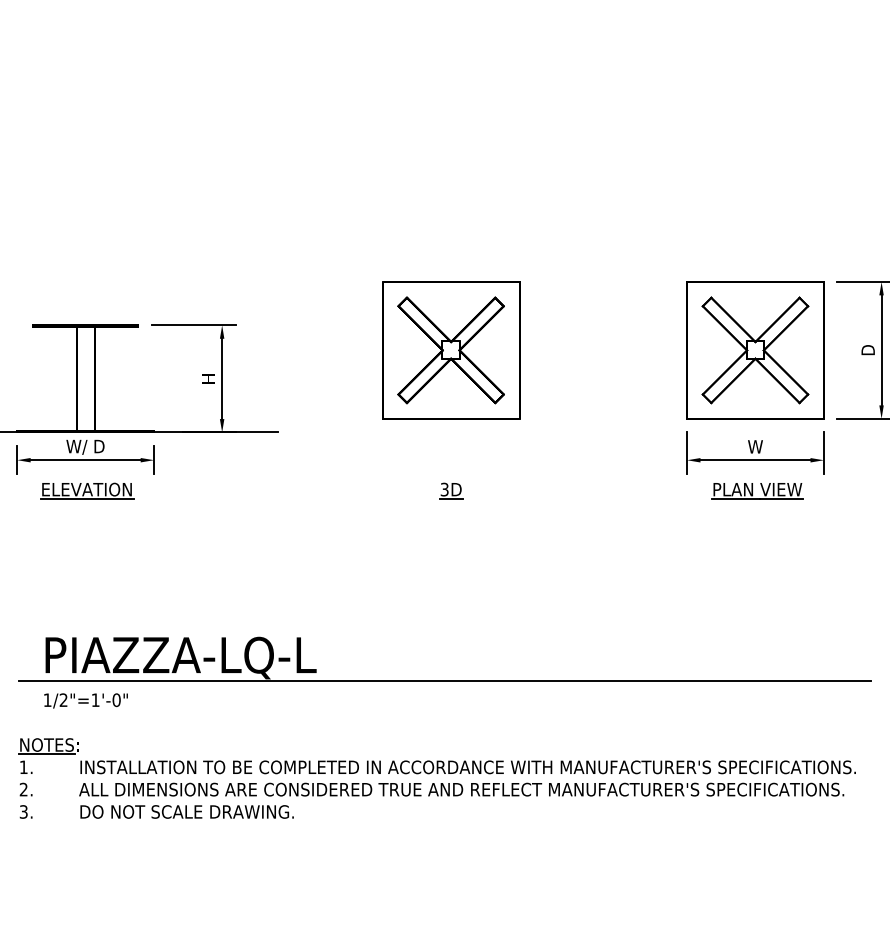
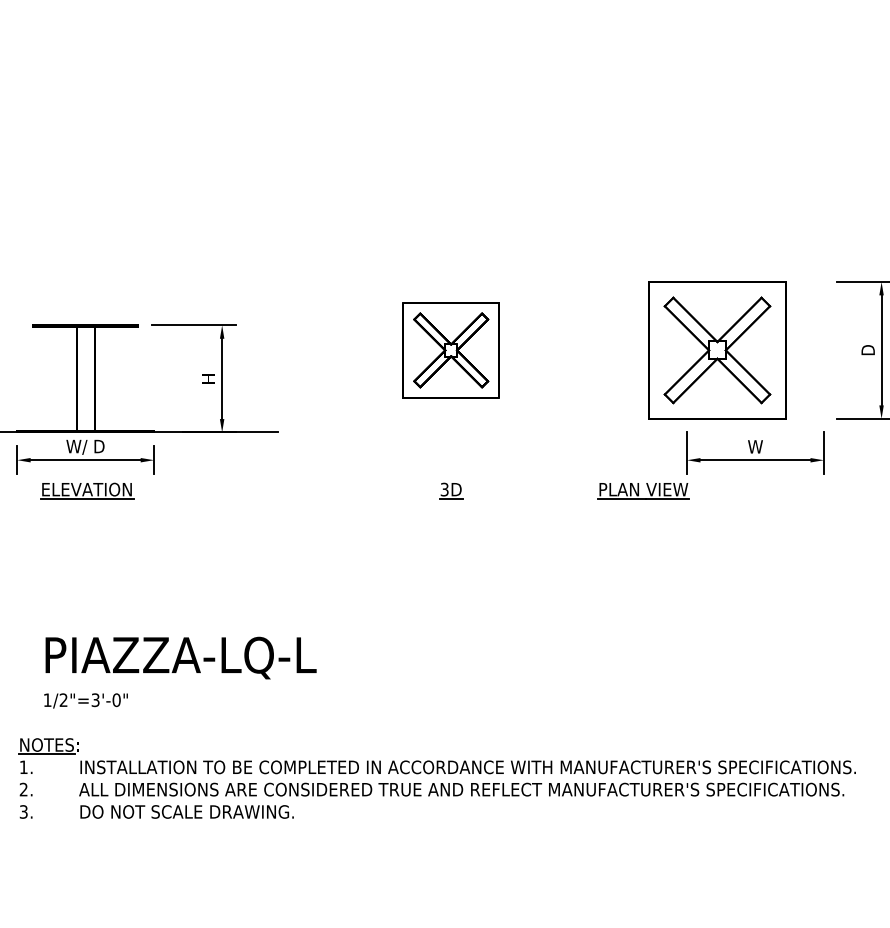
part size: 139x139 px -> 98x97 px (450, 350)
part position: (755, 350) -> (717, 350) (717, 350)
part position: (757, 491) -> (643, 491) (643, 491)
line: present -> none (444, 681)
text: 1/2"=1'-0" -> 1/2"=3'-0" (95, 700)
